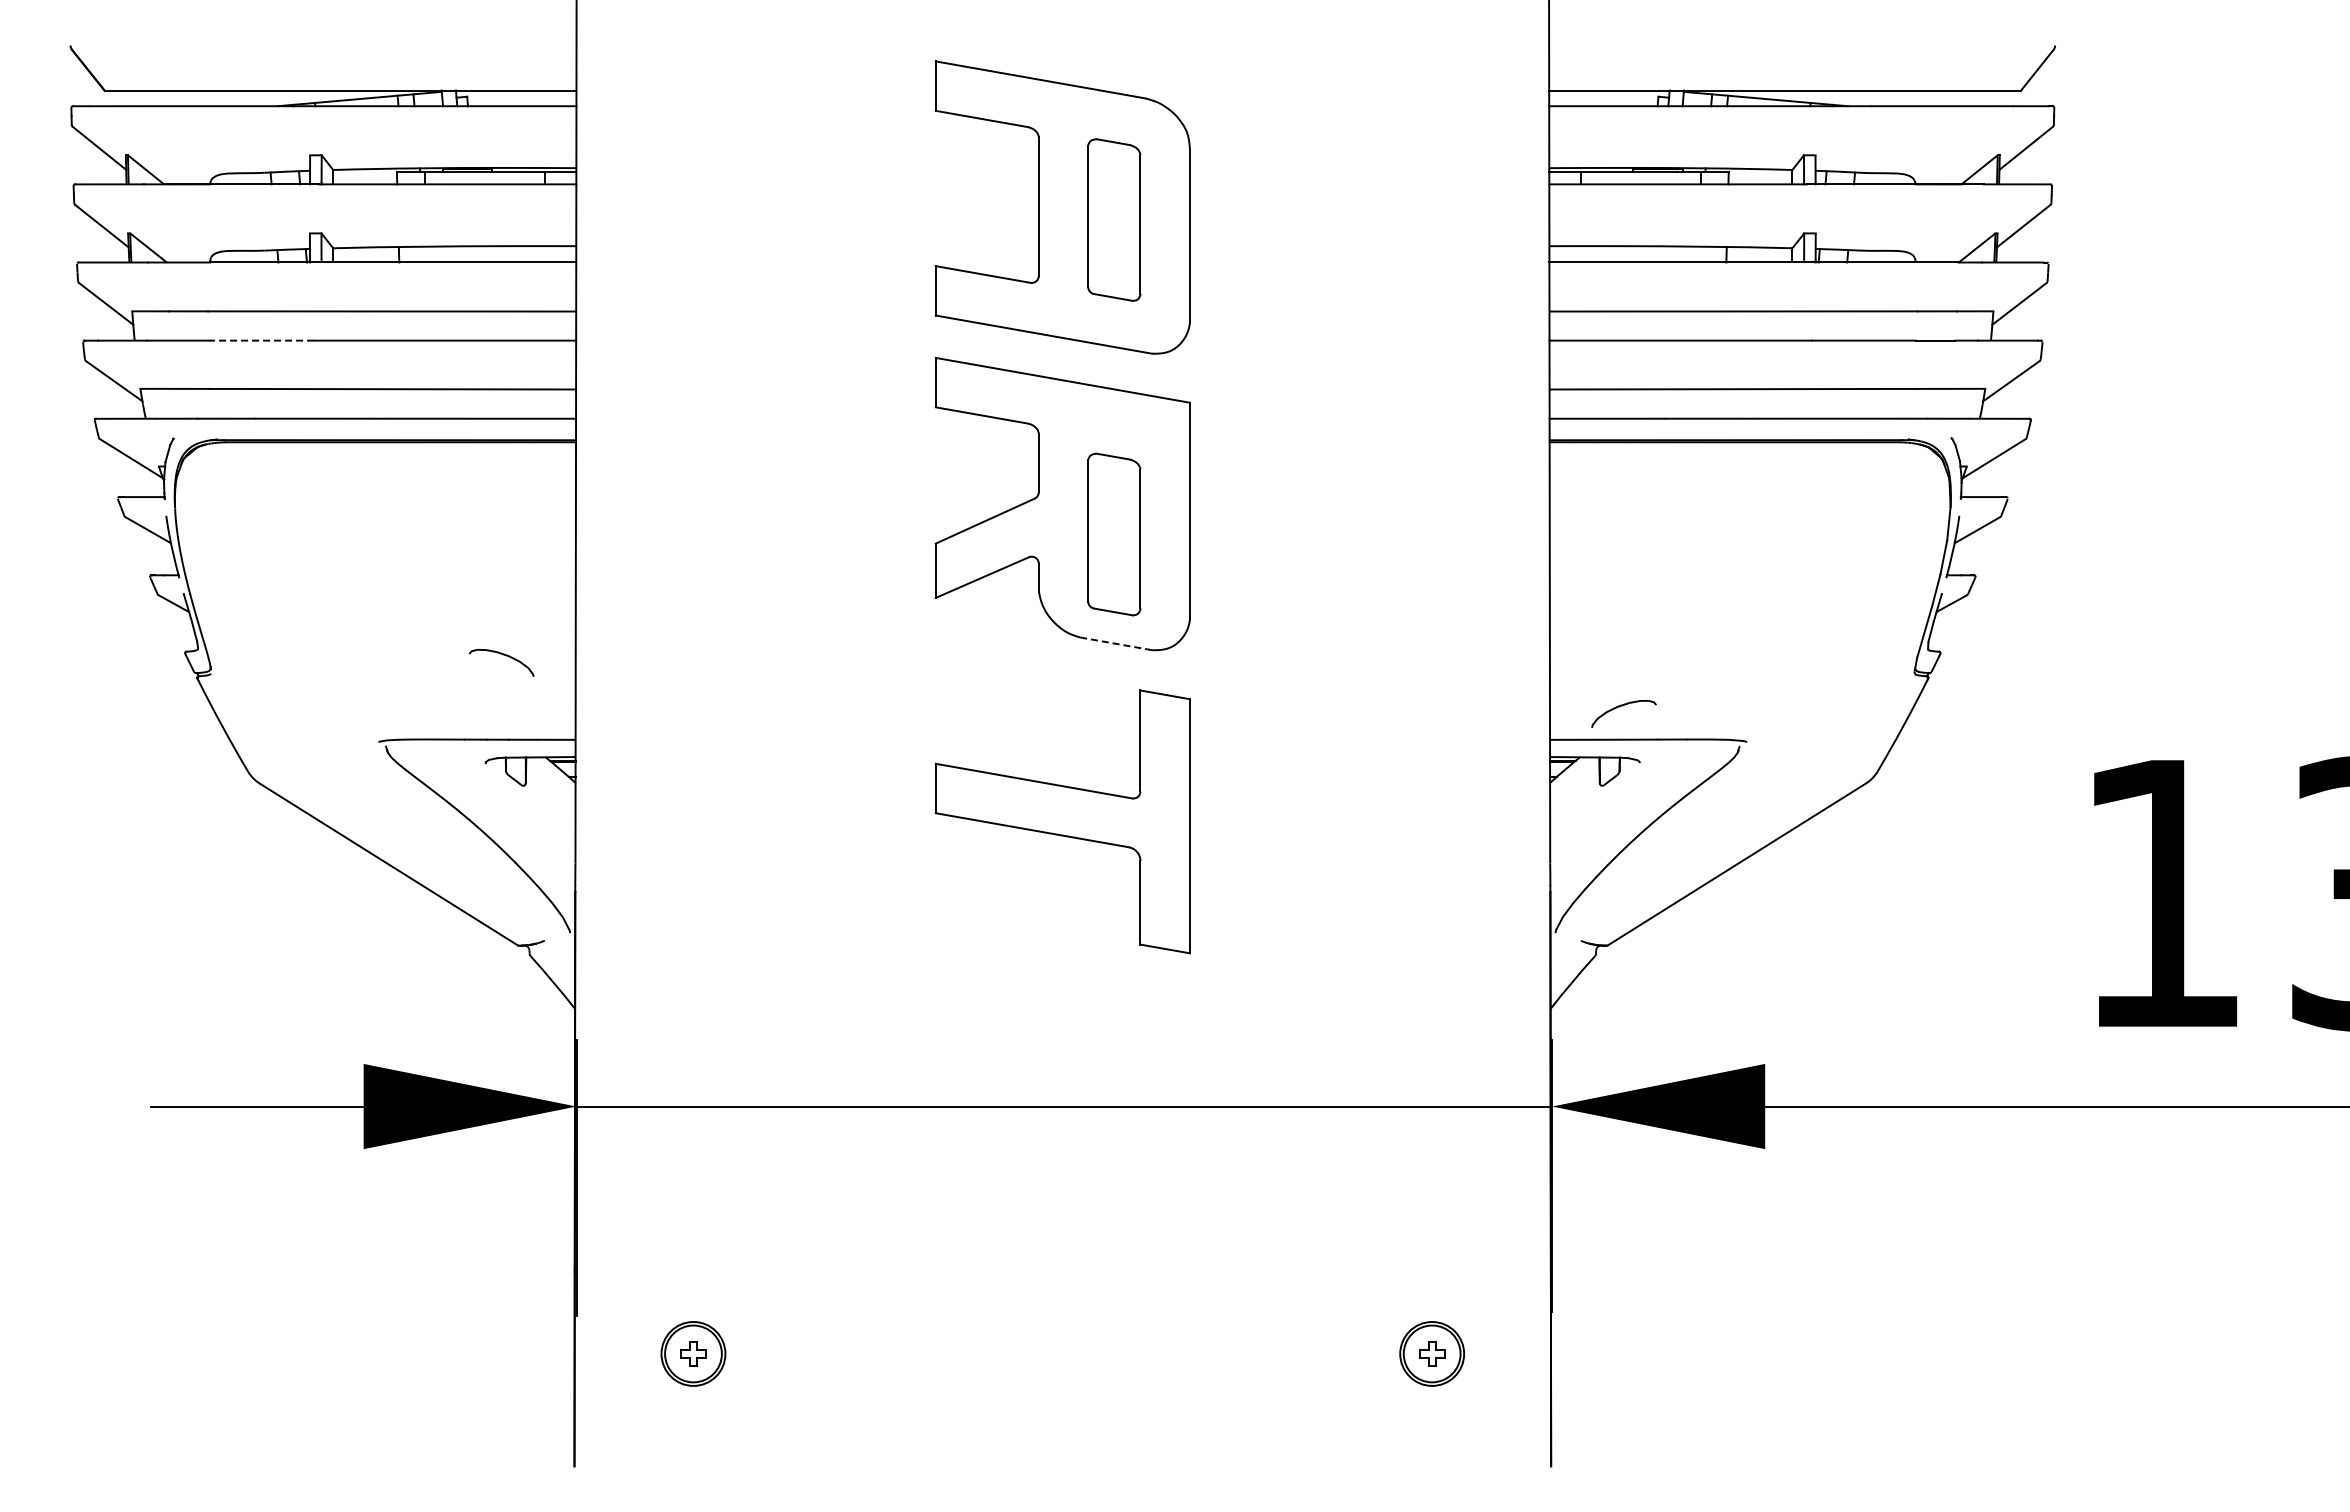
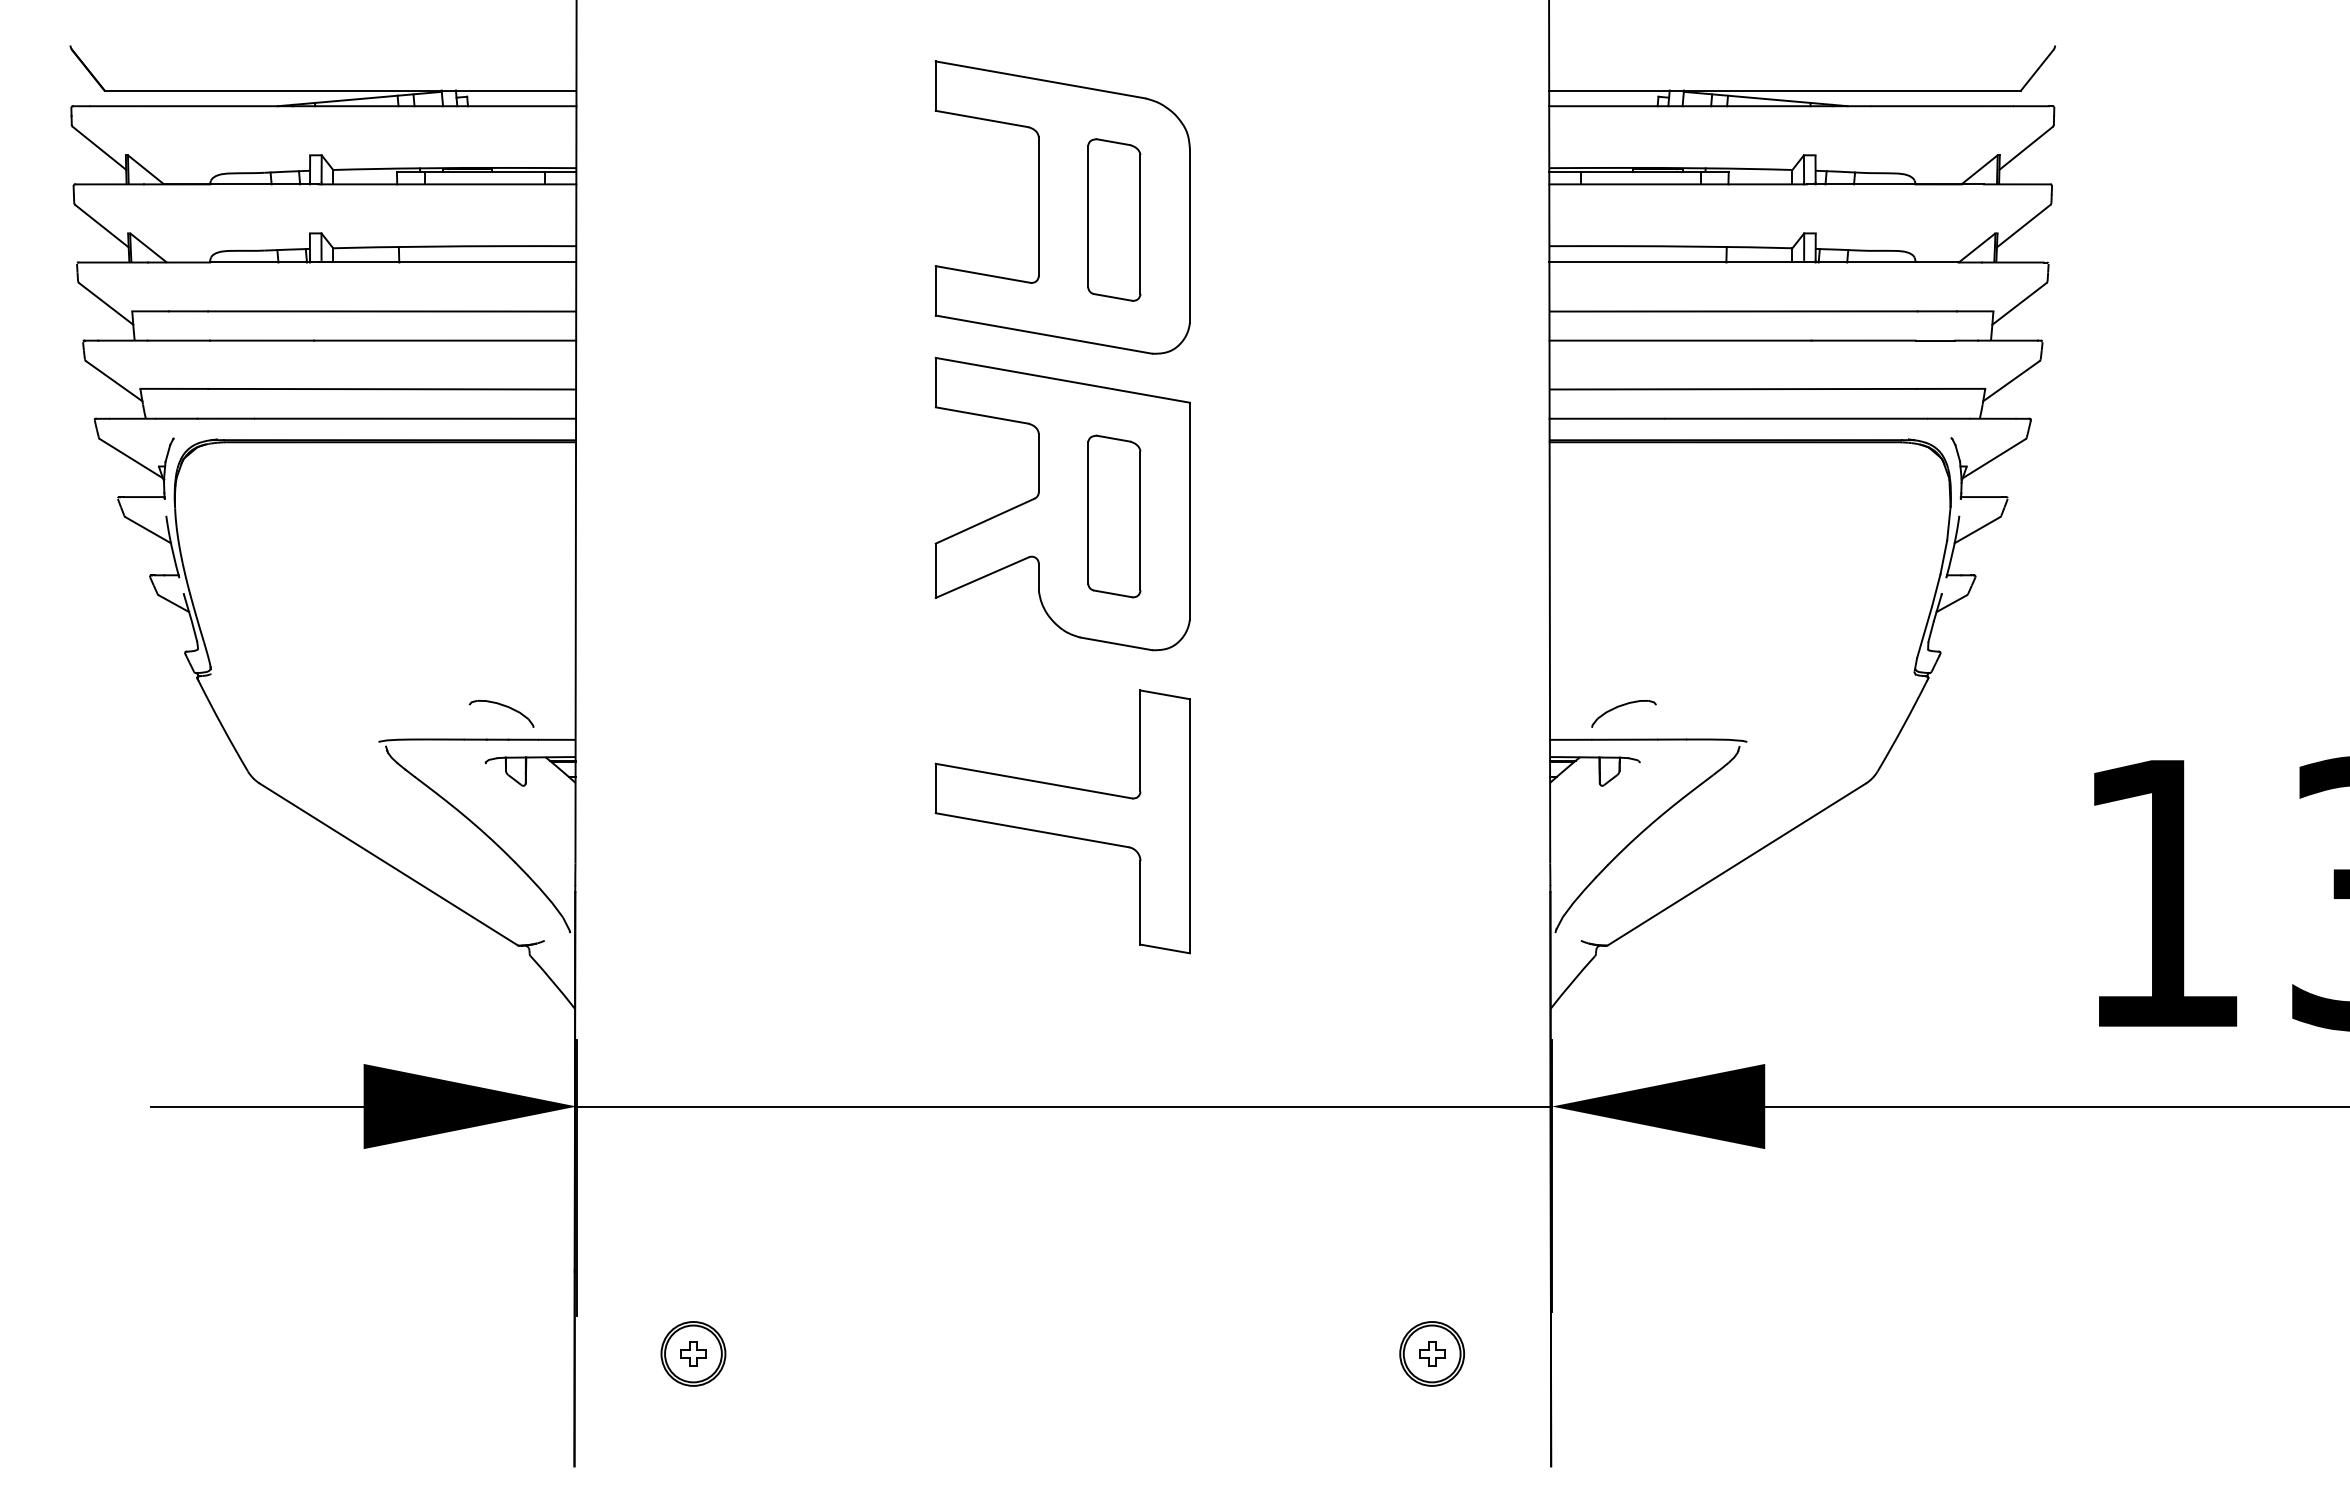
line: dashed -> solid (261, 340)
part position: (1114, 534) -> (1114, 516) (1114, 516)
line: dashed -> solid (1115, 643)
part position: (503, 655) -> (503, 706) (503, 706)
